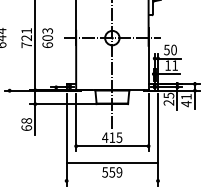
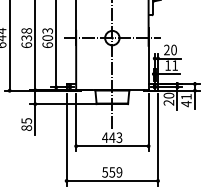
text: 721 -> 638 (26, 38)
line: none -> present (56, 44)
line: none -> present (9, 46)
text: 50 -> 20 (166, 49)
text: 25 -> 20 (168, 95)
text: 68 -> 85 (26, 124)
text: 415 -> 443 (115, 137)
line position: (112, 162) -> (112, 180) (112, 180)
